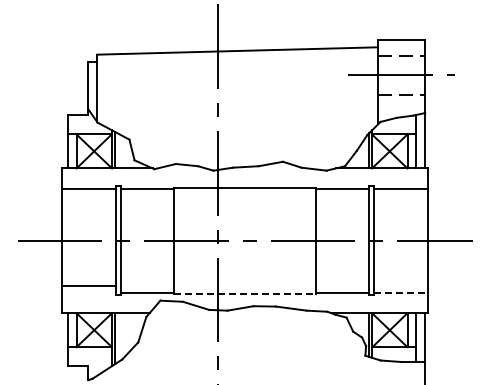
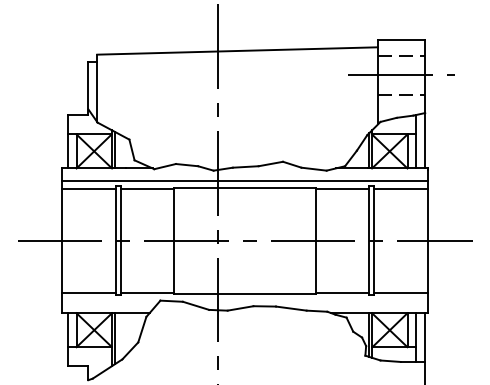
line: none -> present (244, 180)
line position: (88, 285) -> (88, 292) (88, 292)
line: dashed -> solid (401, 292)
line: dashed -> solid (244, 294)
